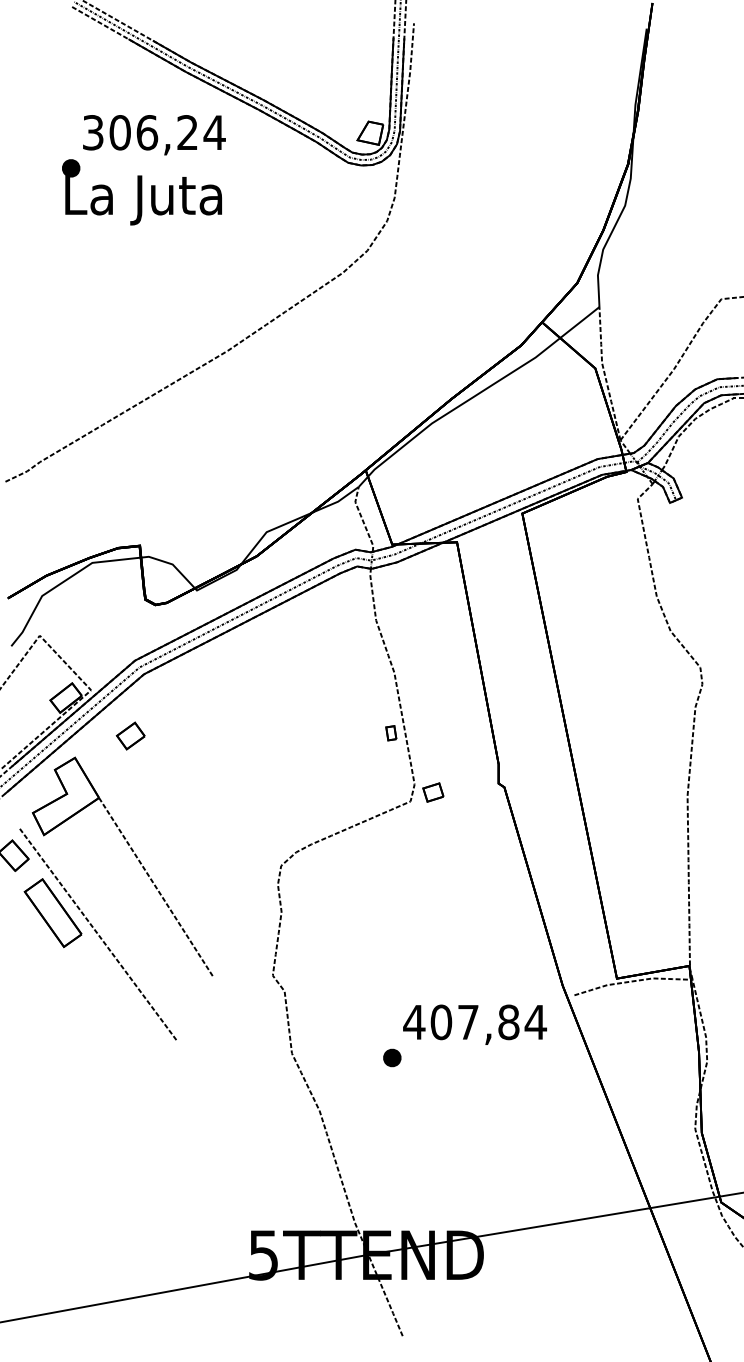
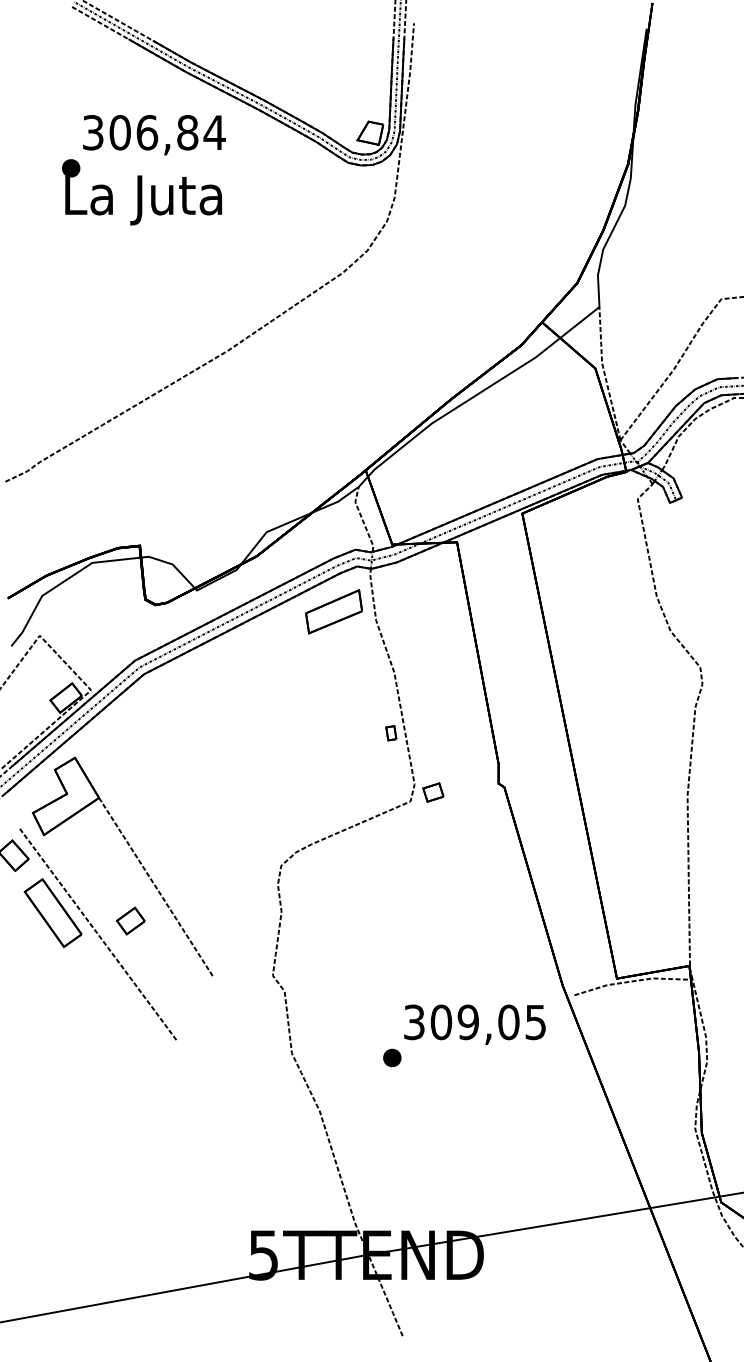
text: 306,24 -> 306,84 (187, 132)
part: none -> present (333, 611)
part position: (130, 735) -> (130, 920) (130, 920)
text: 407,84 -> 309,05 (475, 1022)
